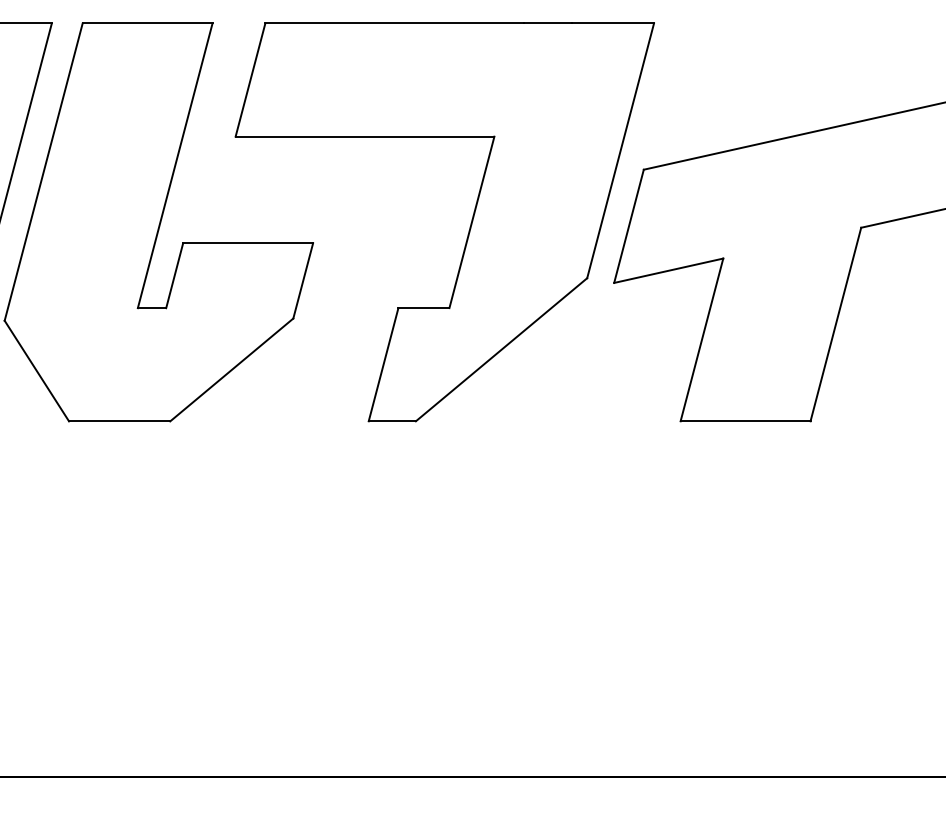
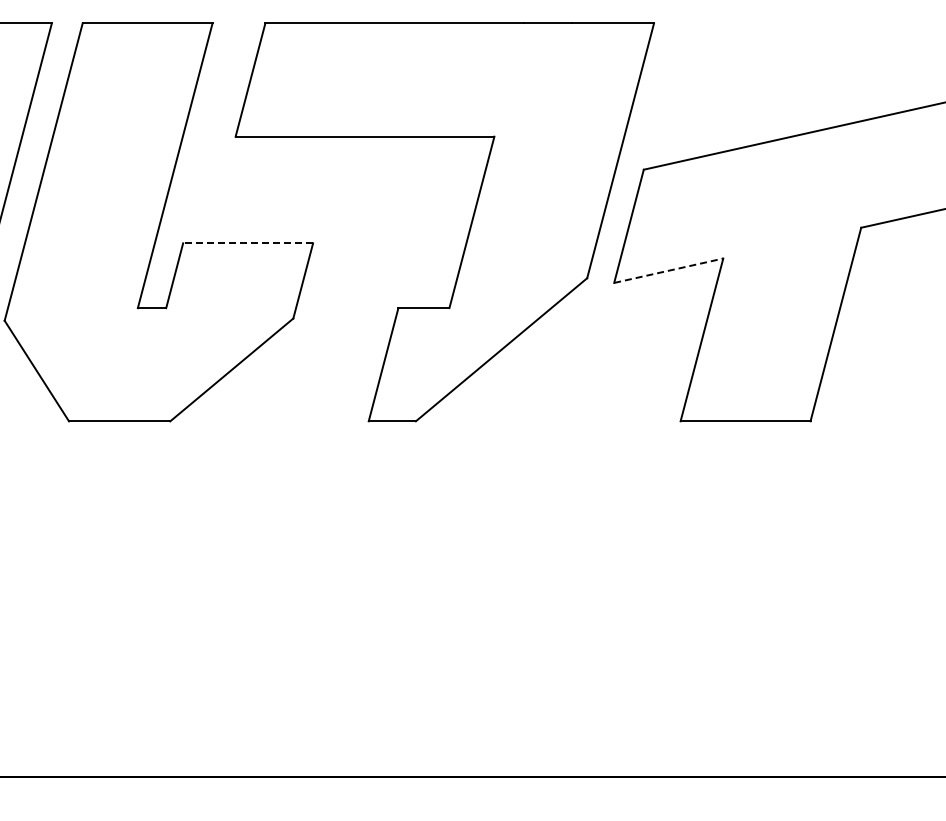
line: solid -> dashed (248, 243)
line: solid -> dashed (668, 270)
